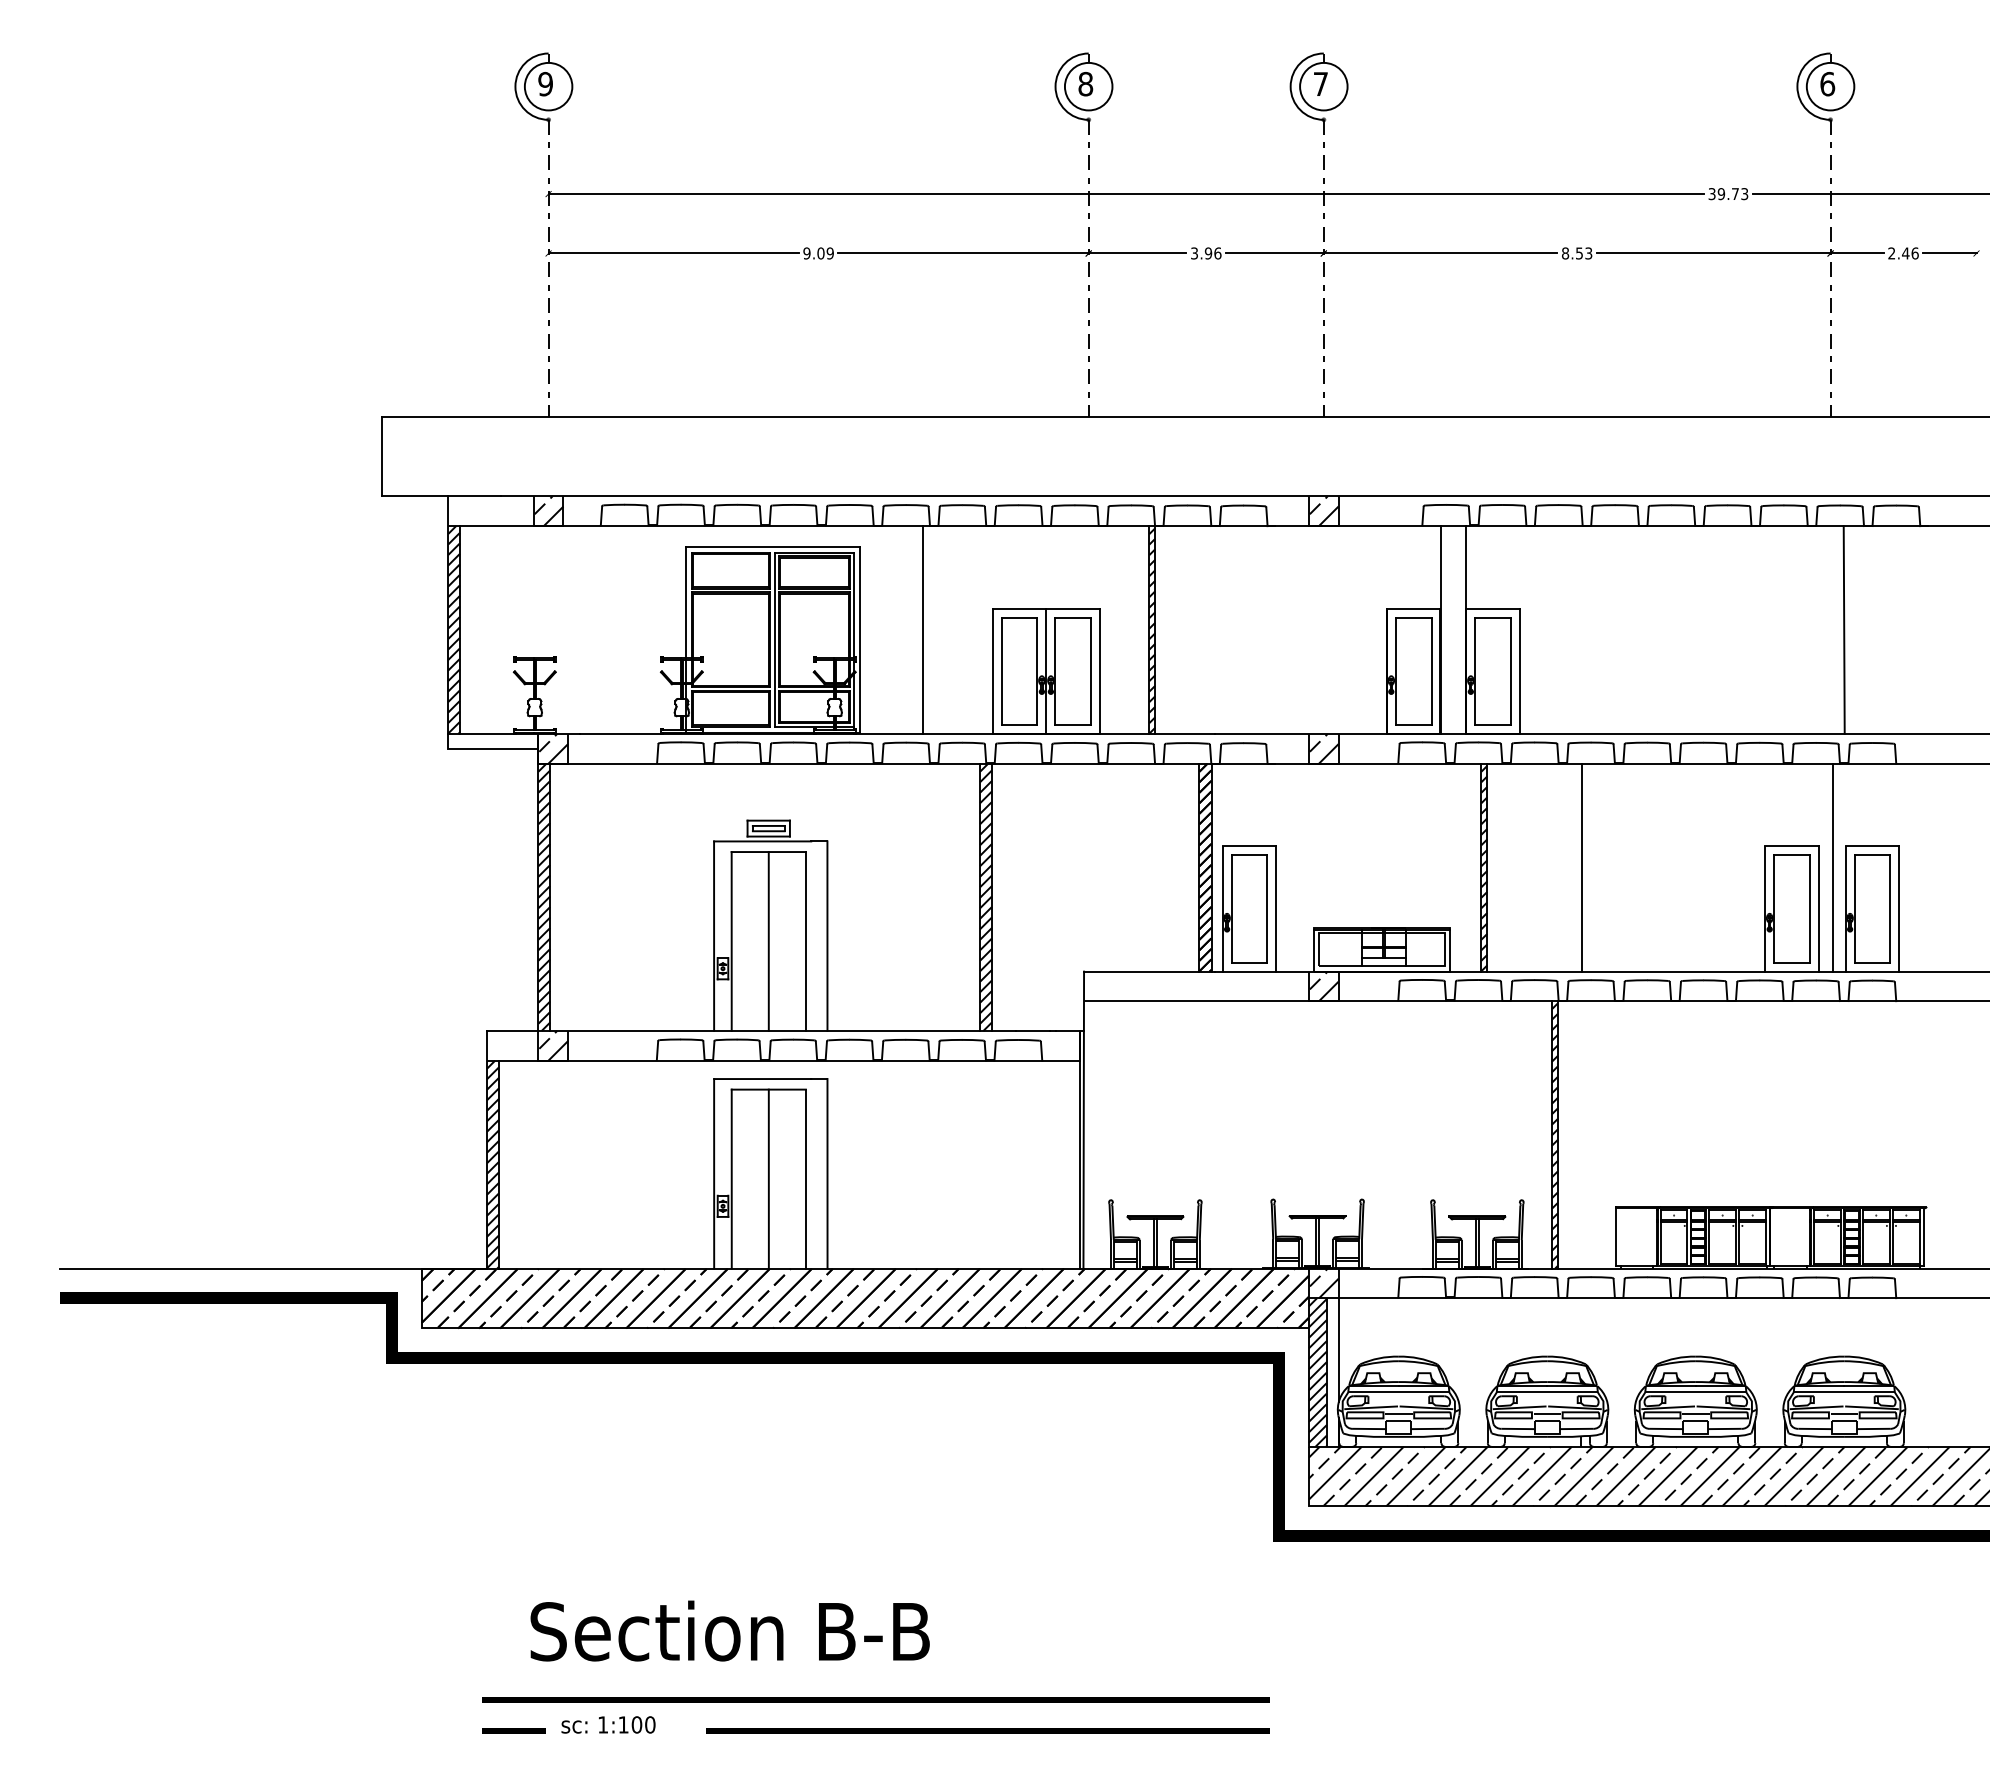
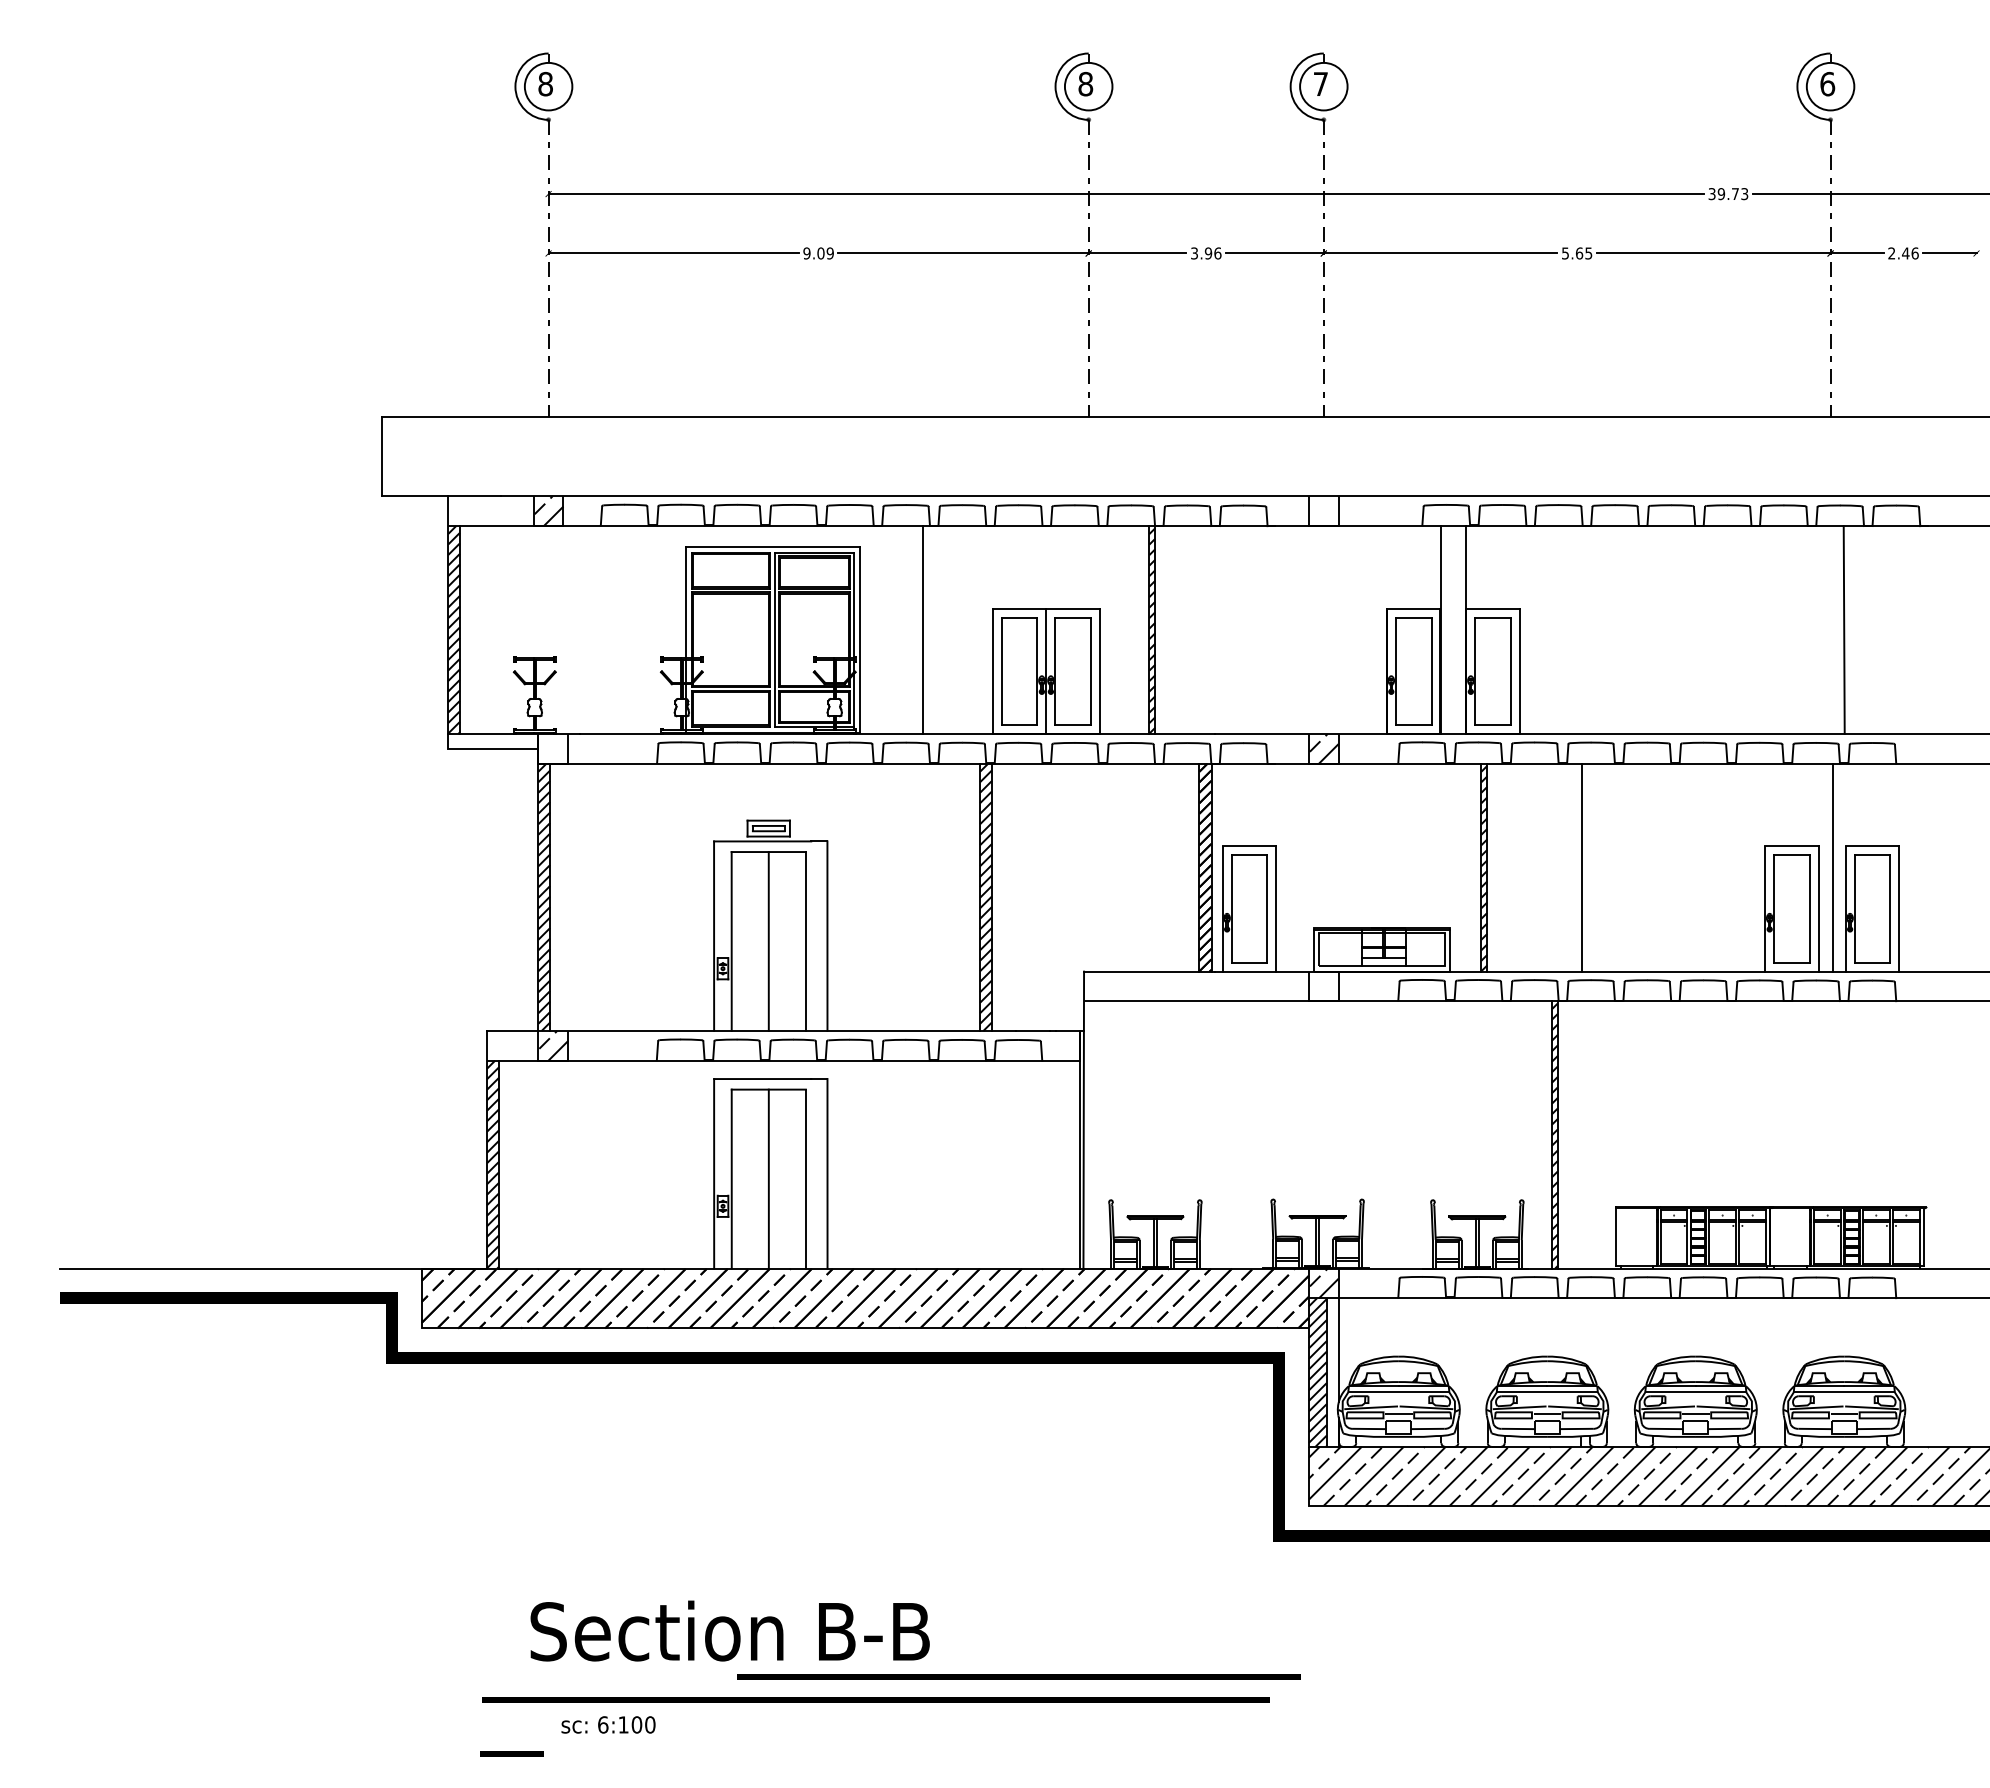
text: 9 -> 8 (545, 84)
text: 8.53 -> 5.65 (1577, 253)
hatch: present -> none (1323, 511)
hatch: present -> none (553, 748)
hatch: present -> none (1323, 986)
text: 1:100 -> 6:100 (603, 1724)
line position: (513, 1730) -> (511, 1753) (511, 1753)
line position: (987, 1730) -> (1018, 1676) (1018, 1676)
